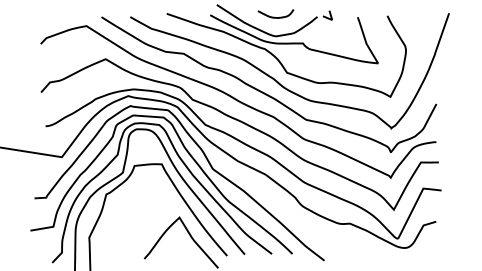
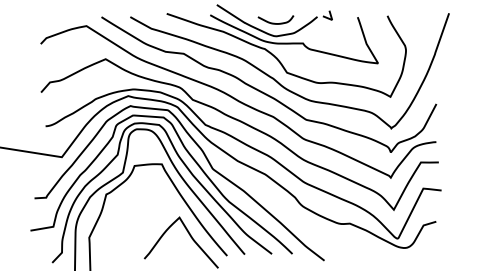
curve position: (274, 16) -> (274, 22) (274, 22)
